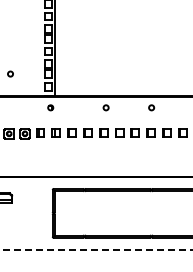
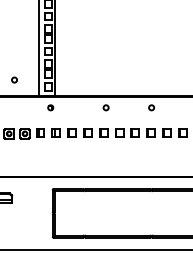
line: none -> present (38, 48)
circle position: (10, 73) -> (14, 79) (14, 79)
line: dashed -> solid (96, 249)
